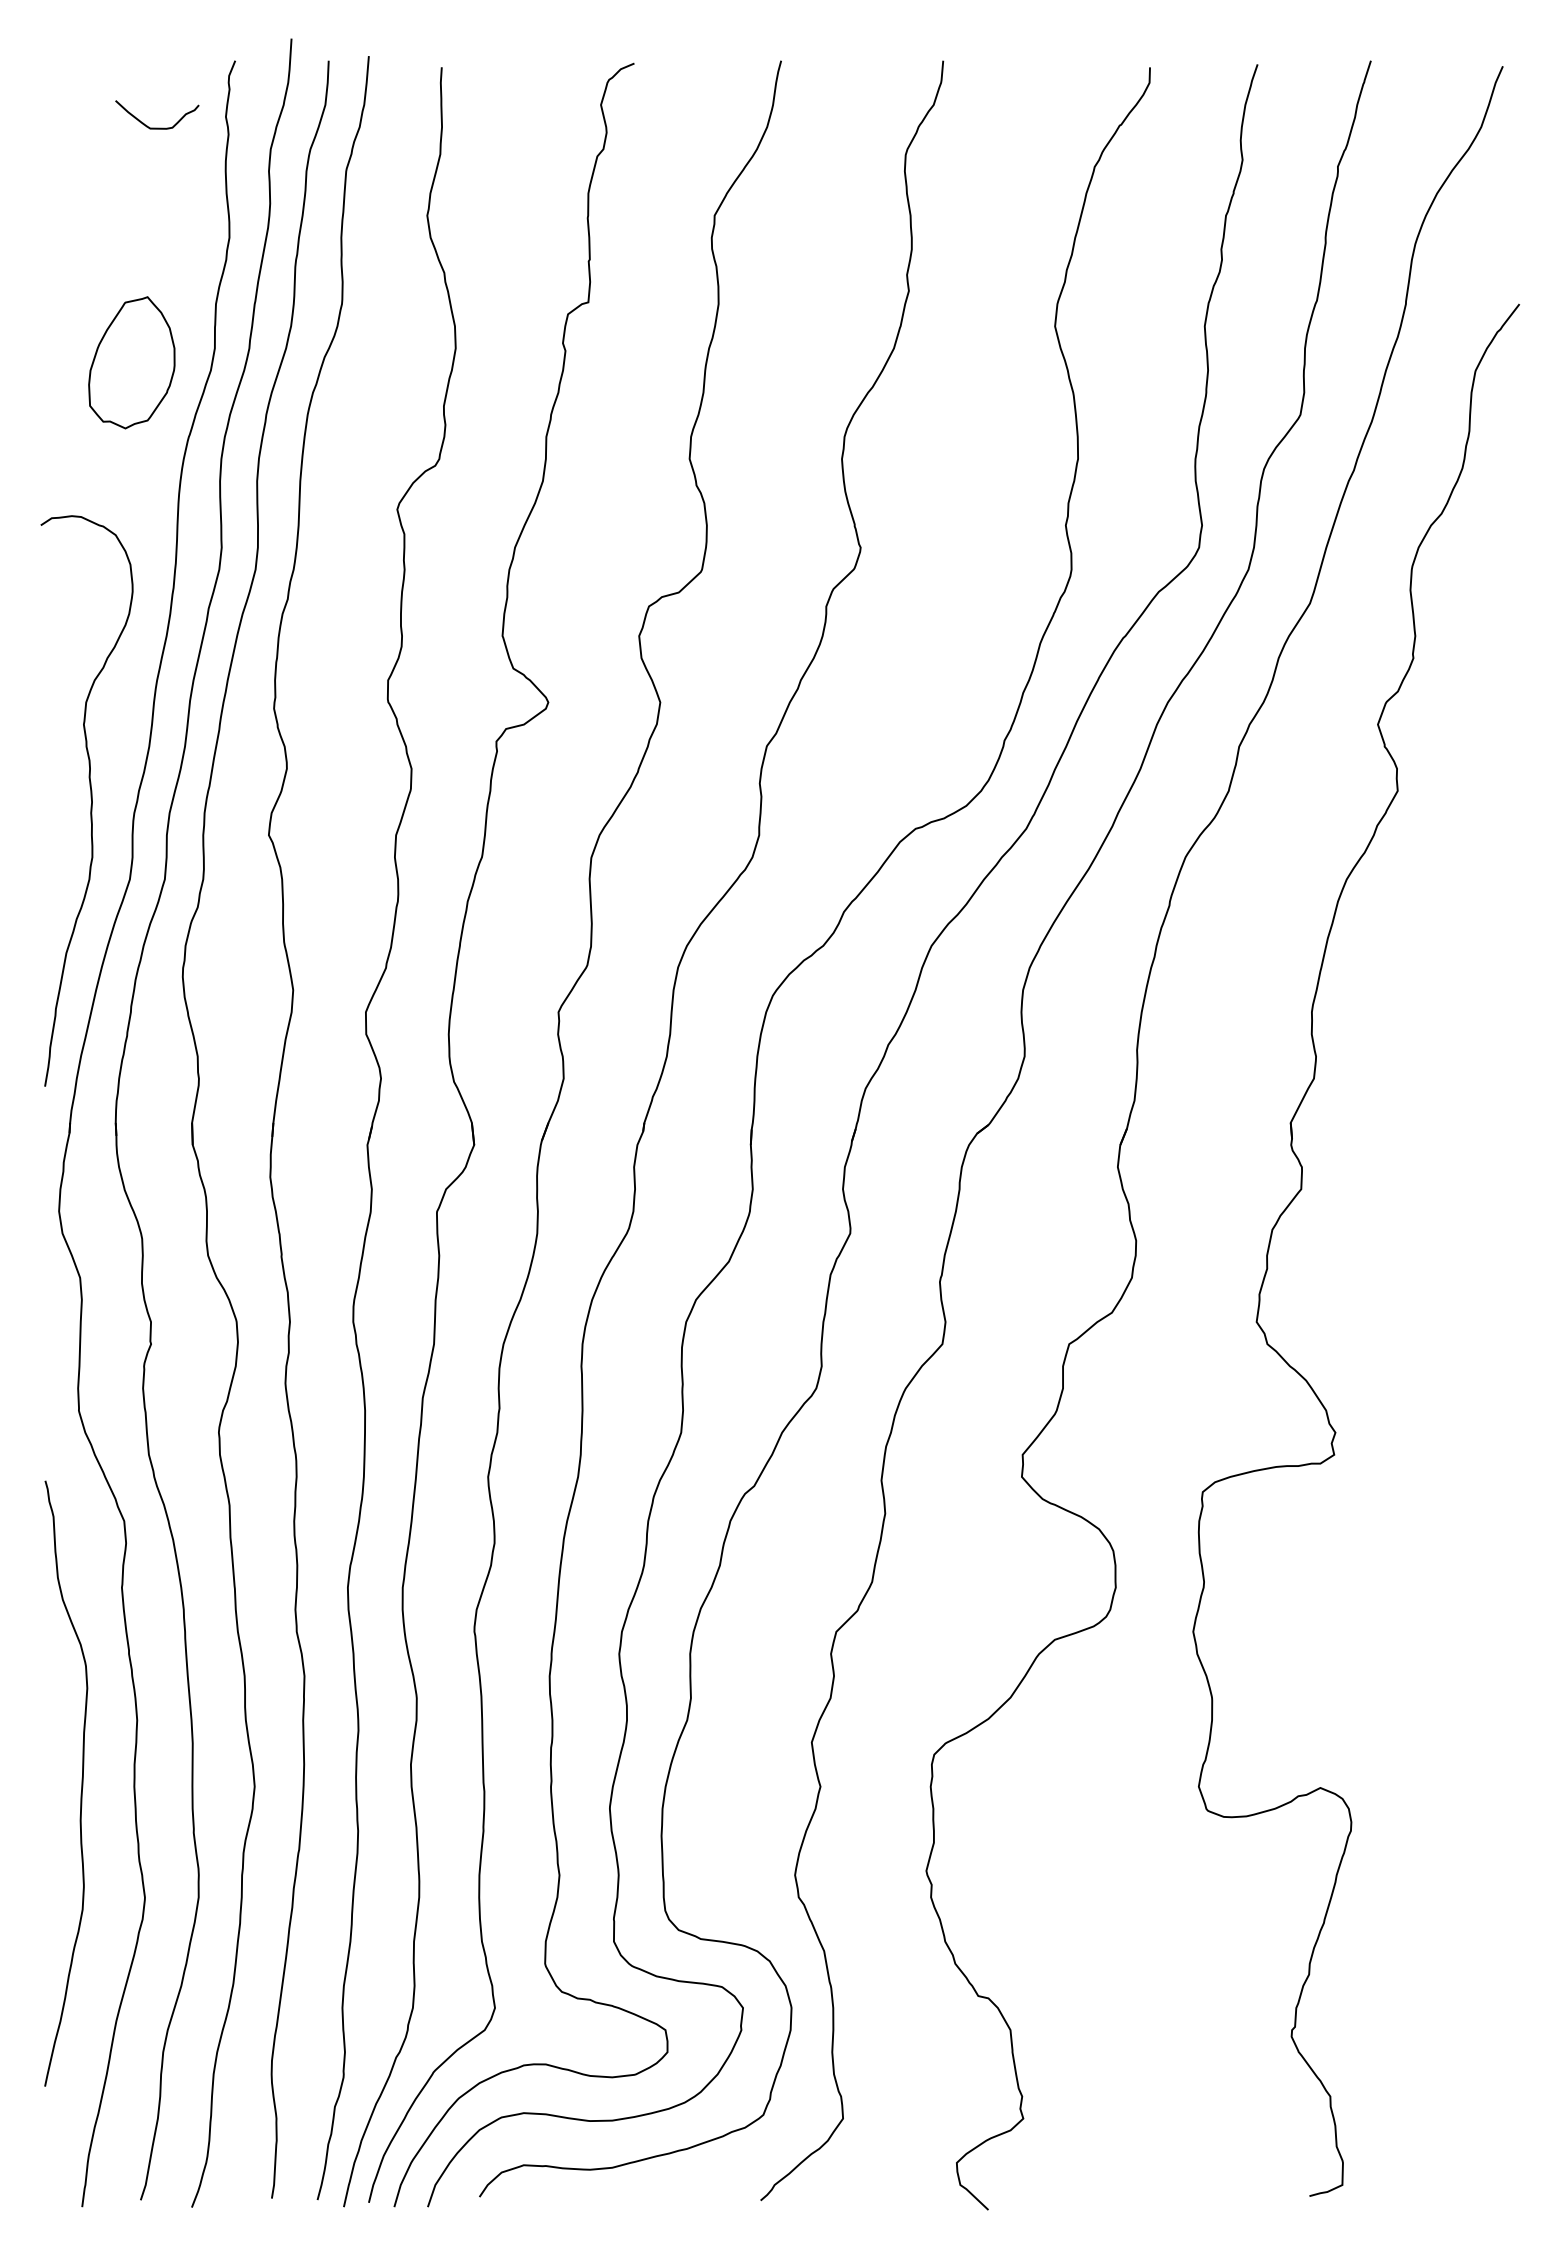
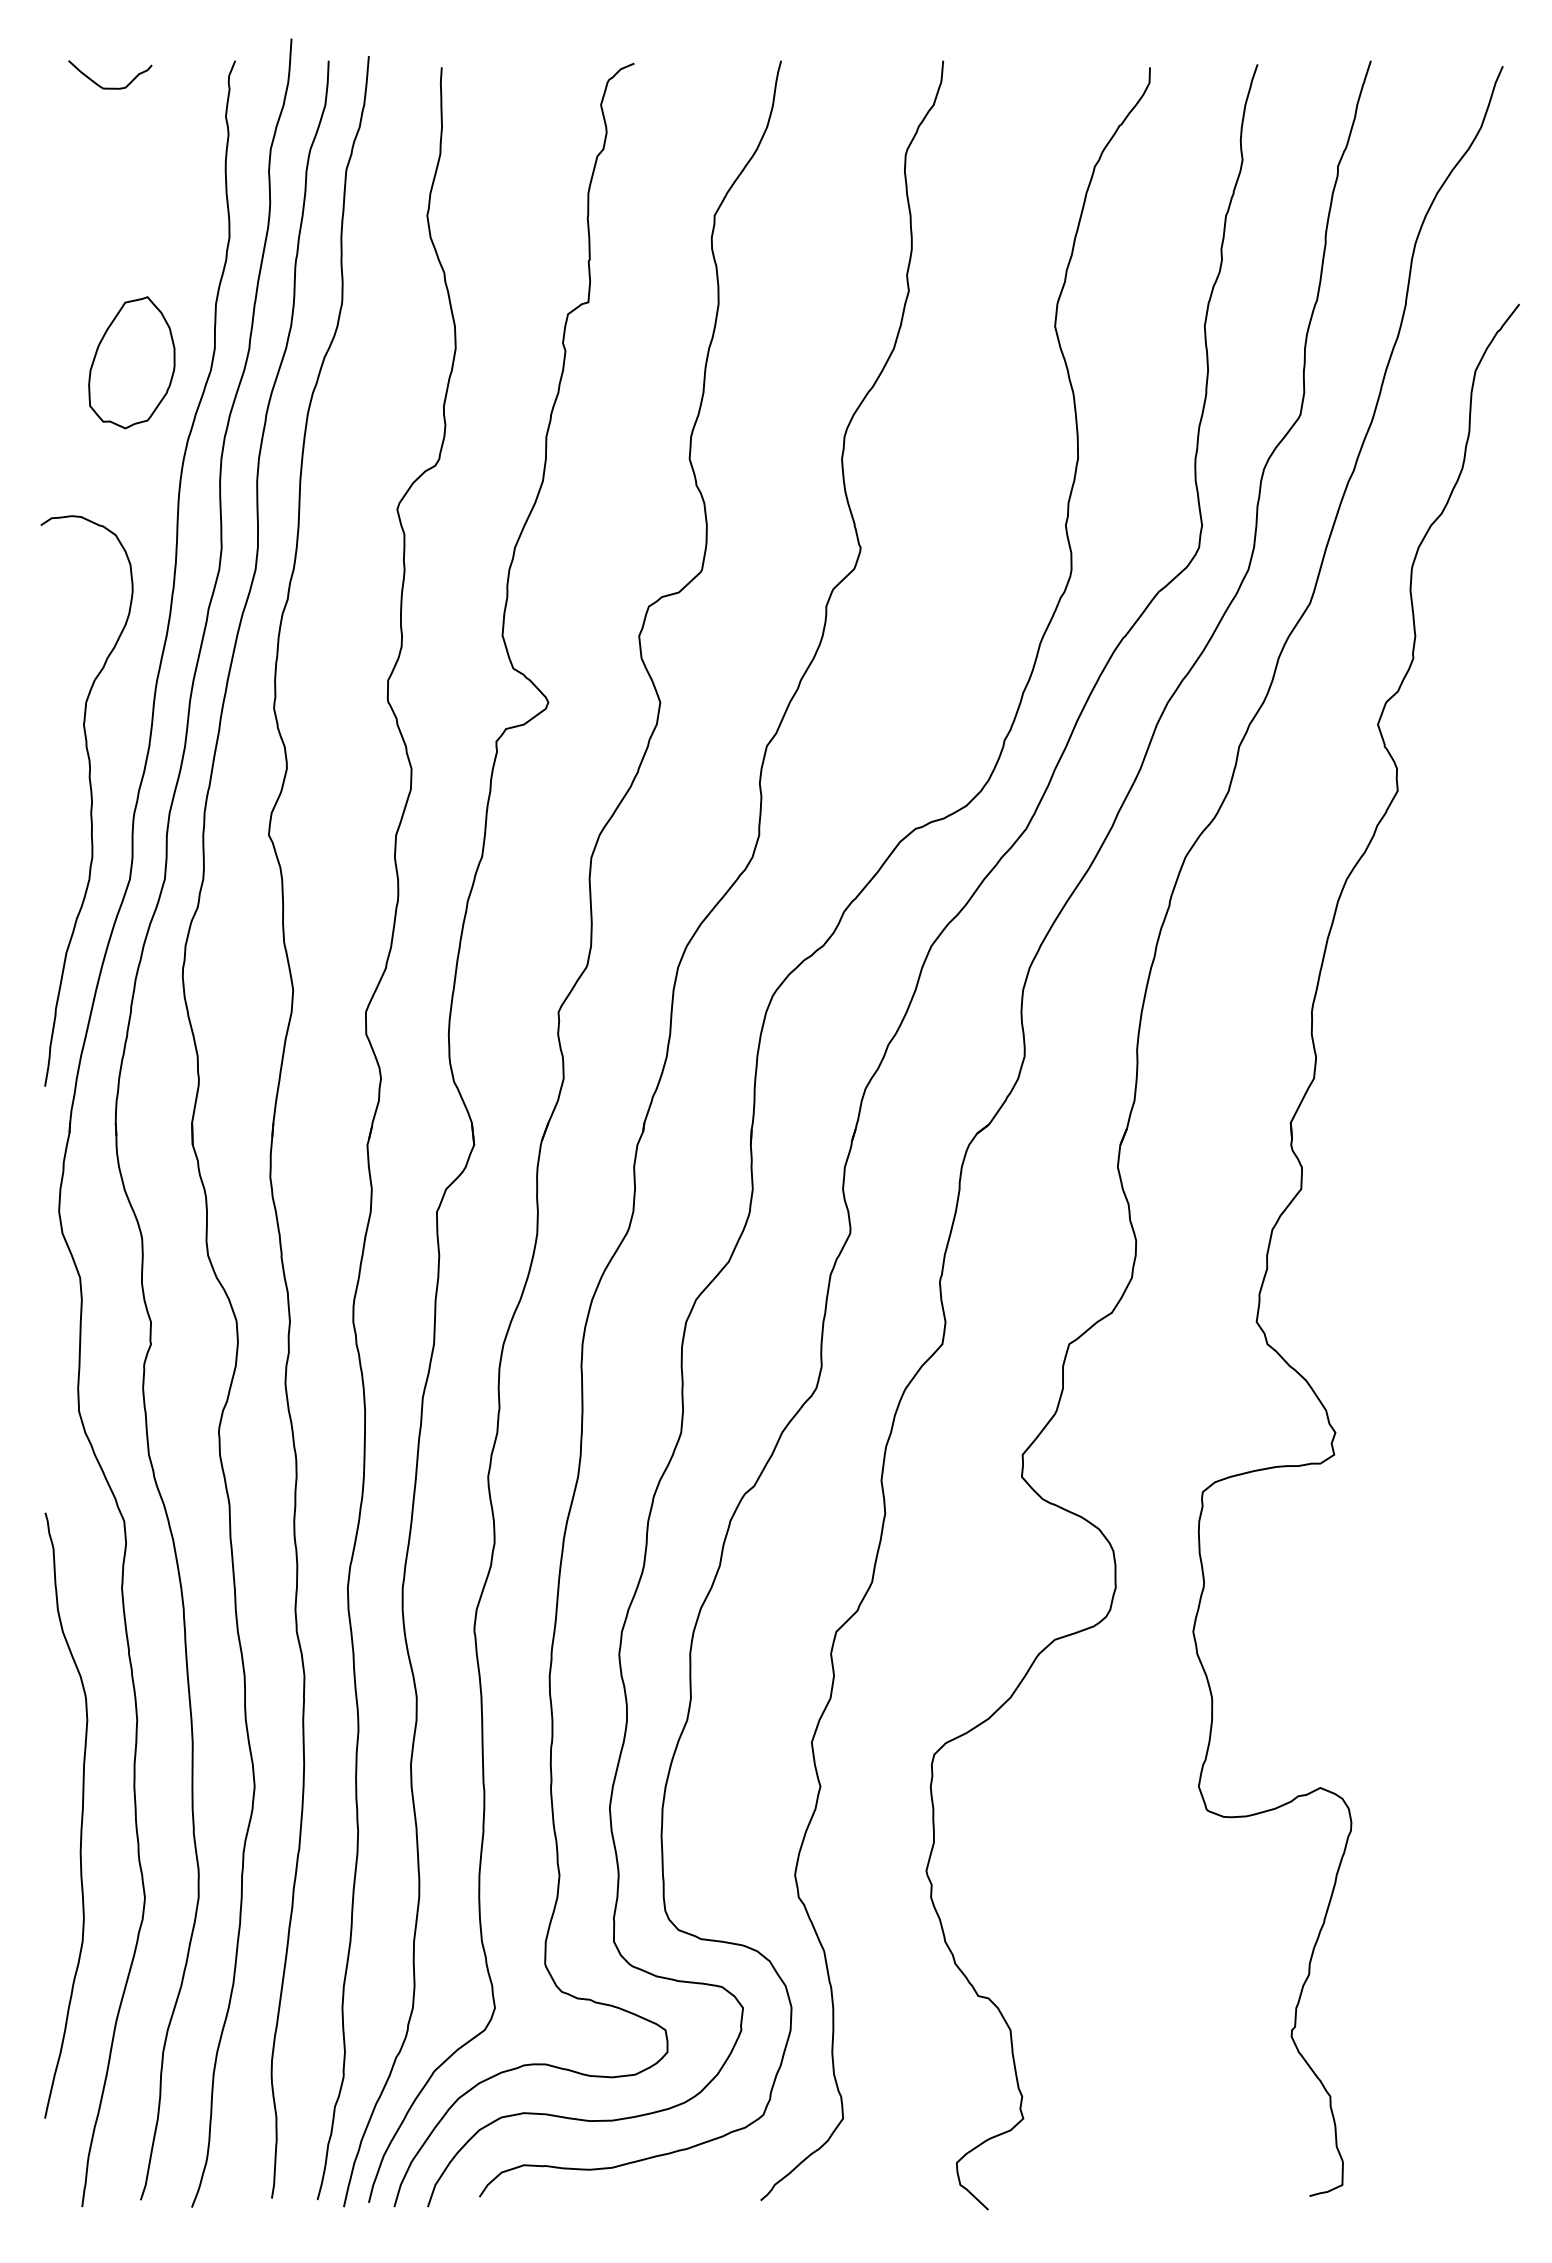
curve position: (157, 127) -> (110, 87) (110, 87)
curve position: (81, 1783) -> (81, 1815) (81, 1815)
